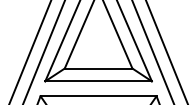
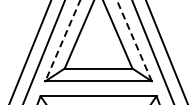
line: solid -> dashed (62, 41)
line: solid -> dashed (134, 41)
